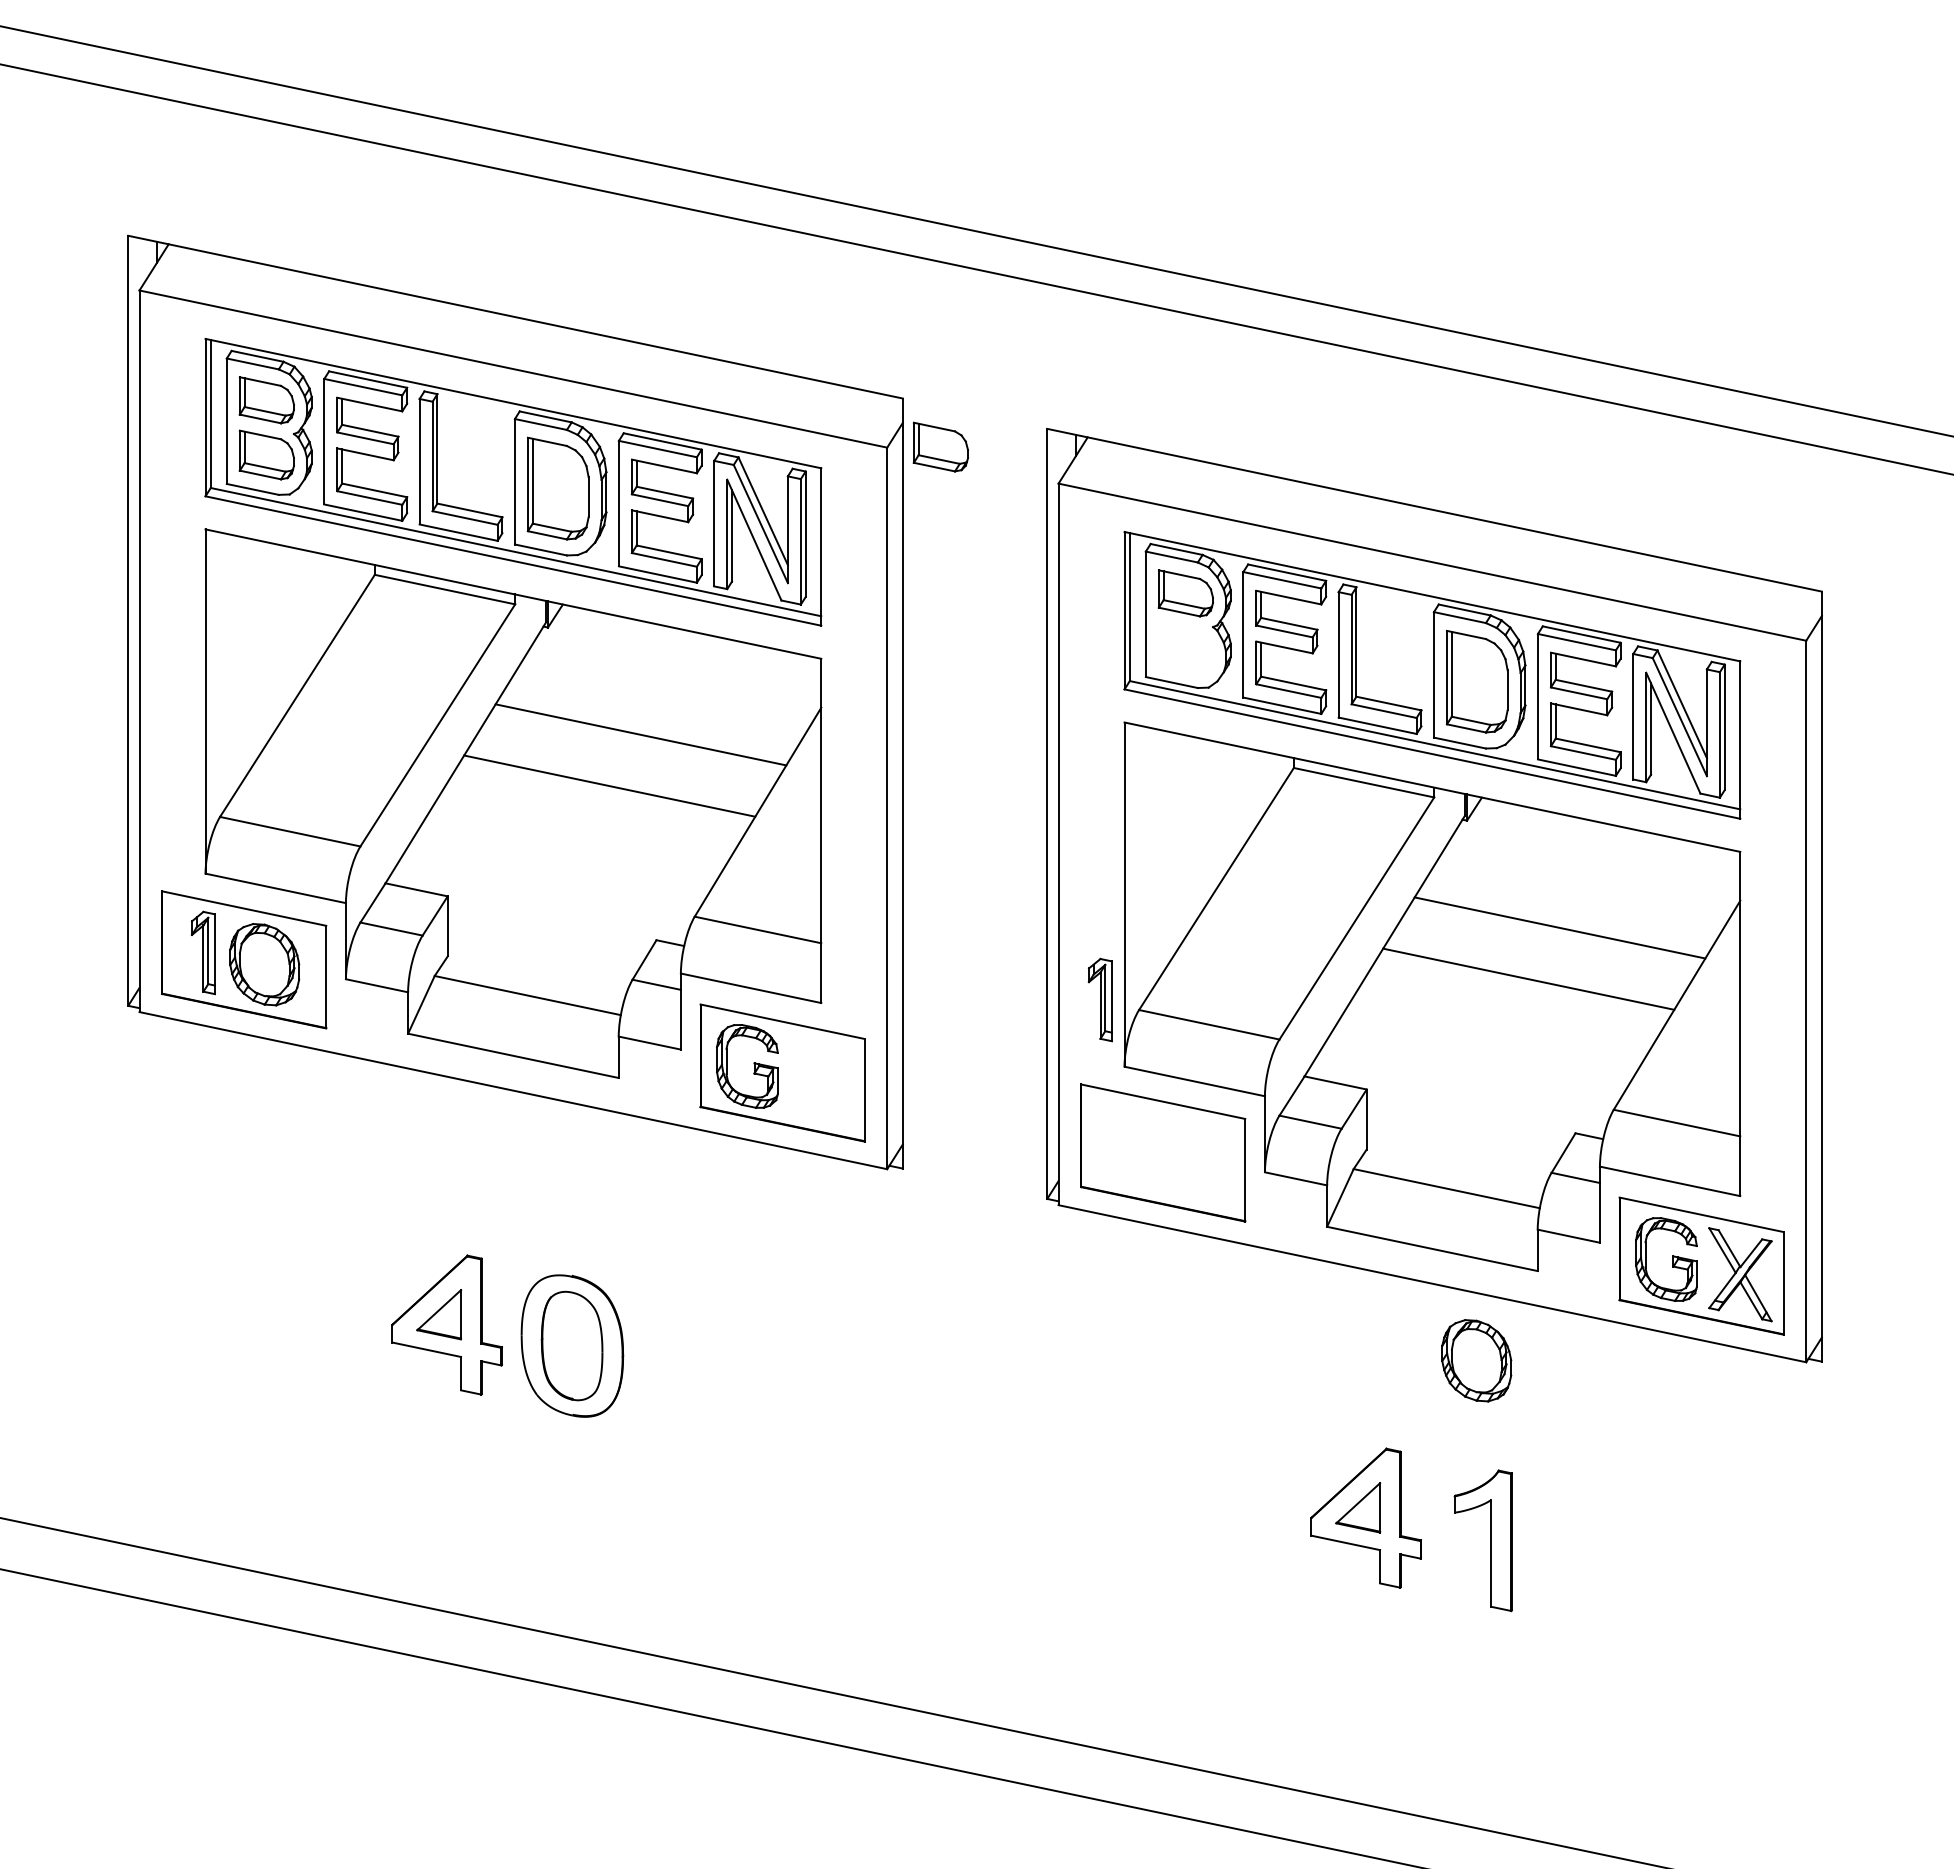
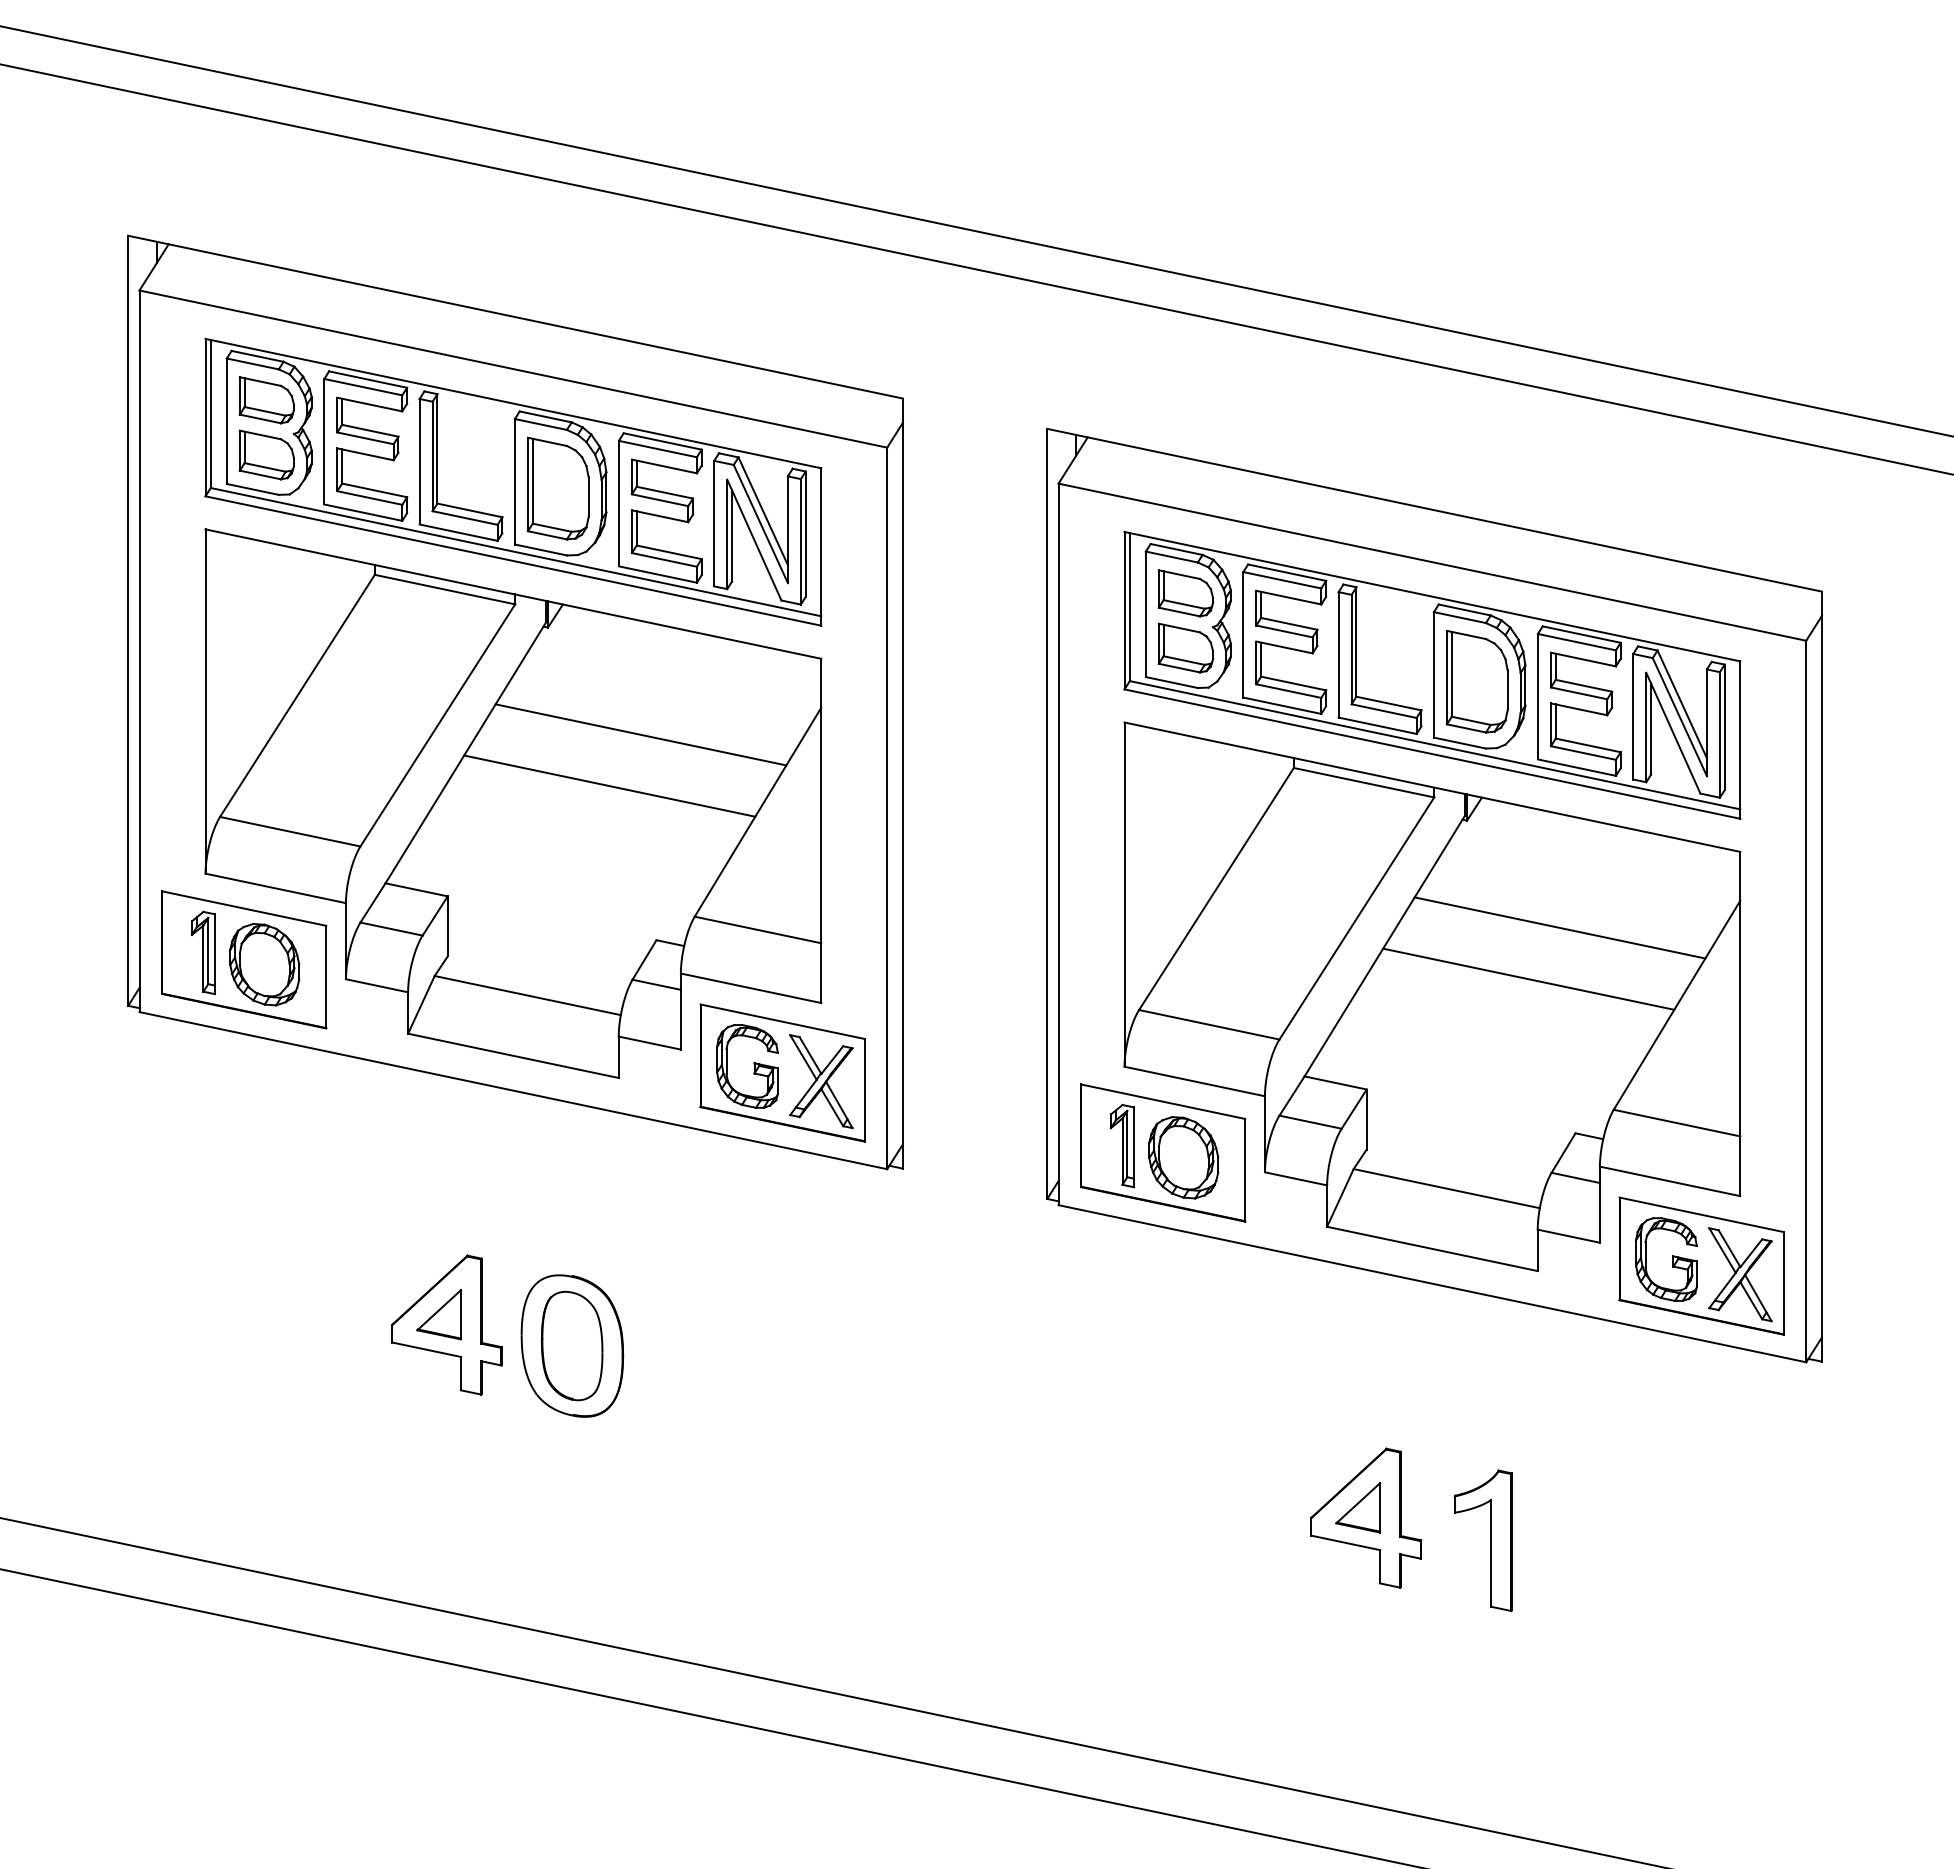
part position: (940, 446) -> (1185, 647) (1185, 647)
part position: (1099, 999) -> (1121, 1145) (1121, 1145)
part: none -> present (821, 1081)
part position: (1476, 1360) -> (1183, 1157) (1183, 1157)
